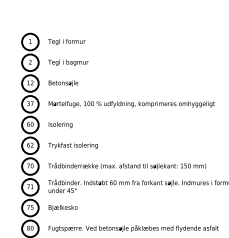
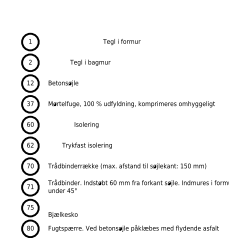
text position: (66, 41) -> (121, 41) (121, 41)
text position: (68, 62) -> (90, 62) (90, 62)
text position: (60, 124) -> (86, 124) (86, 124)
text position: (72, 145) -> (86, 145) (86, 145)
text position: (62, 207) -> (62, 214) (62, 214)
